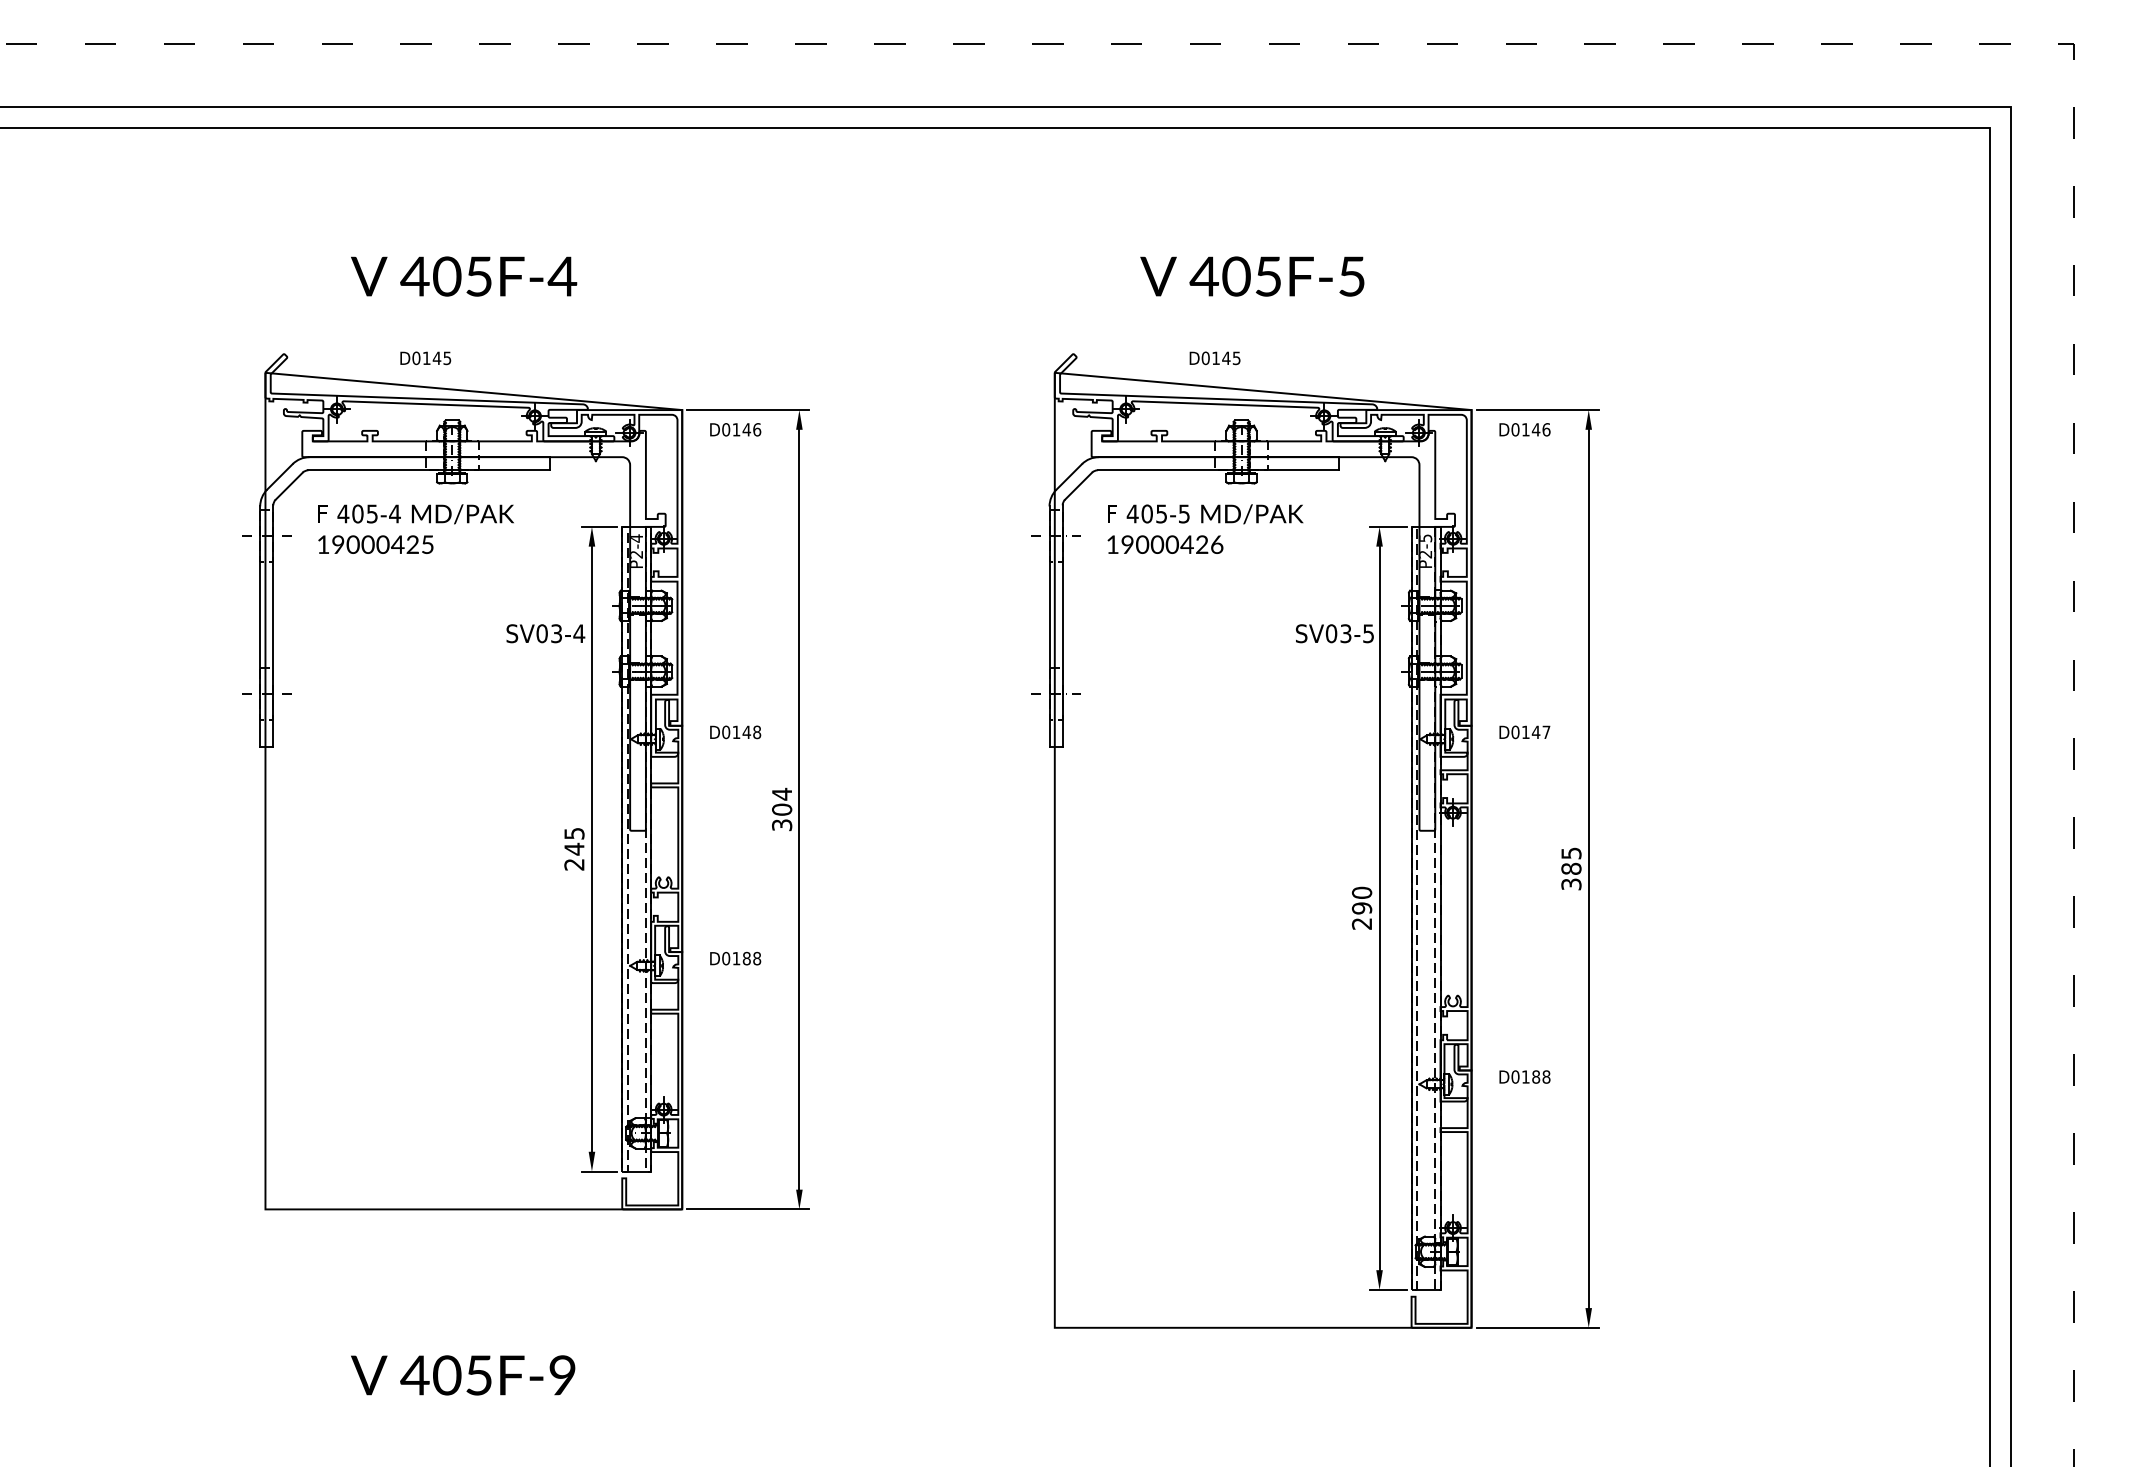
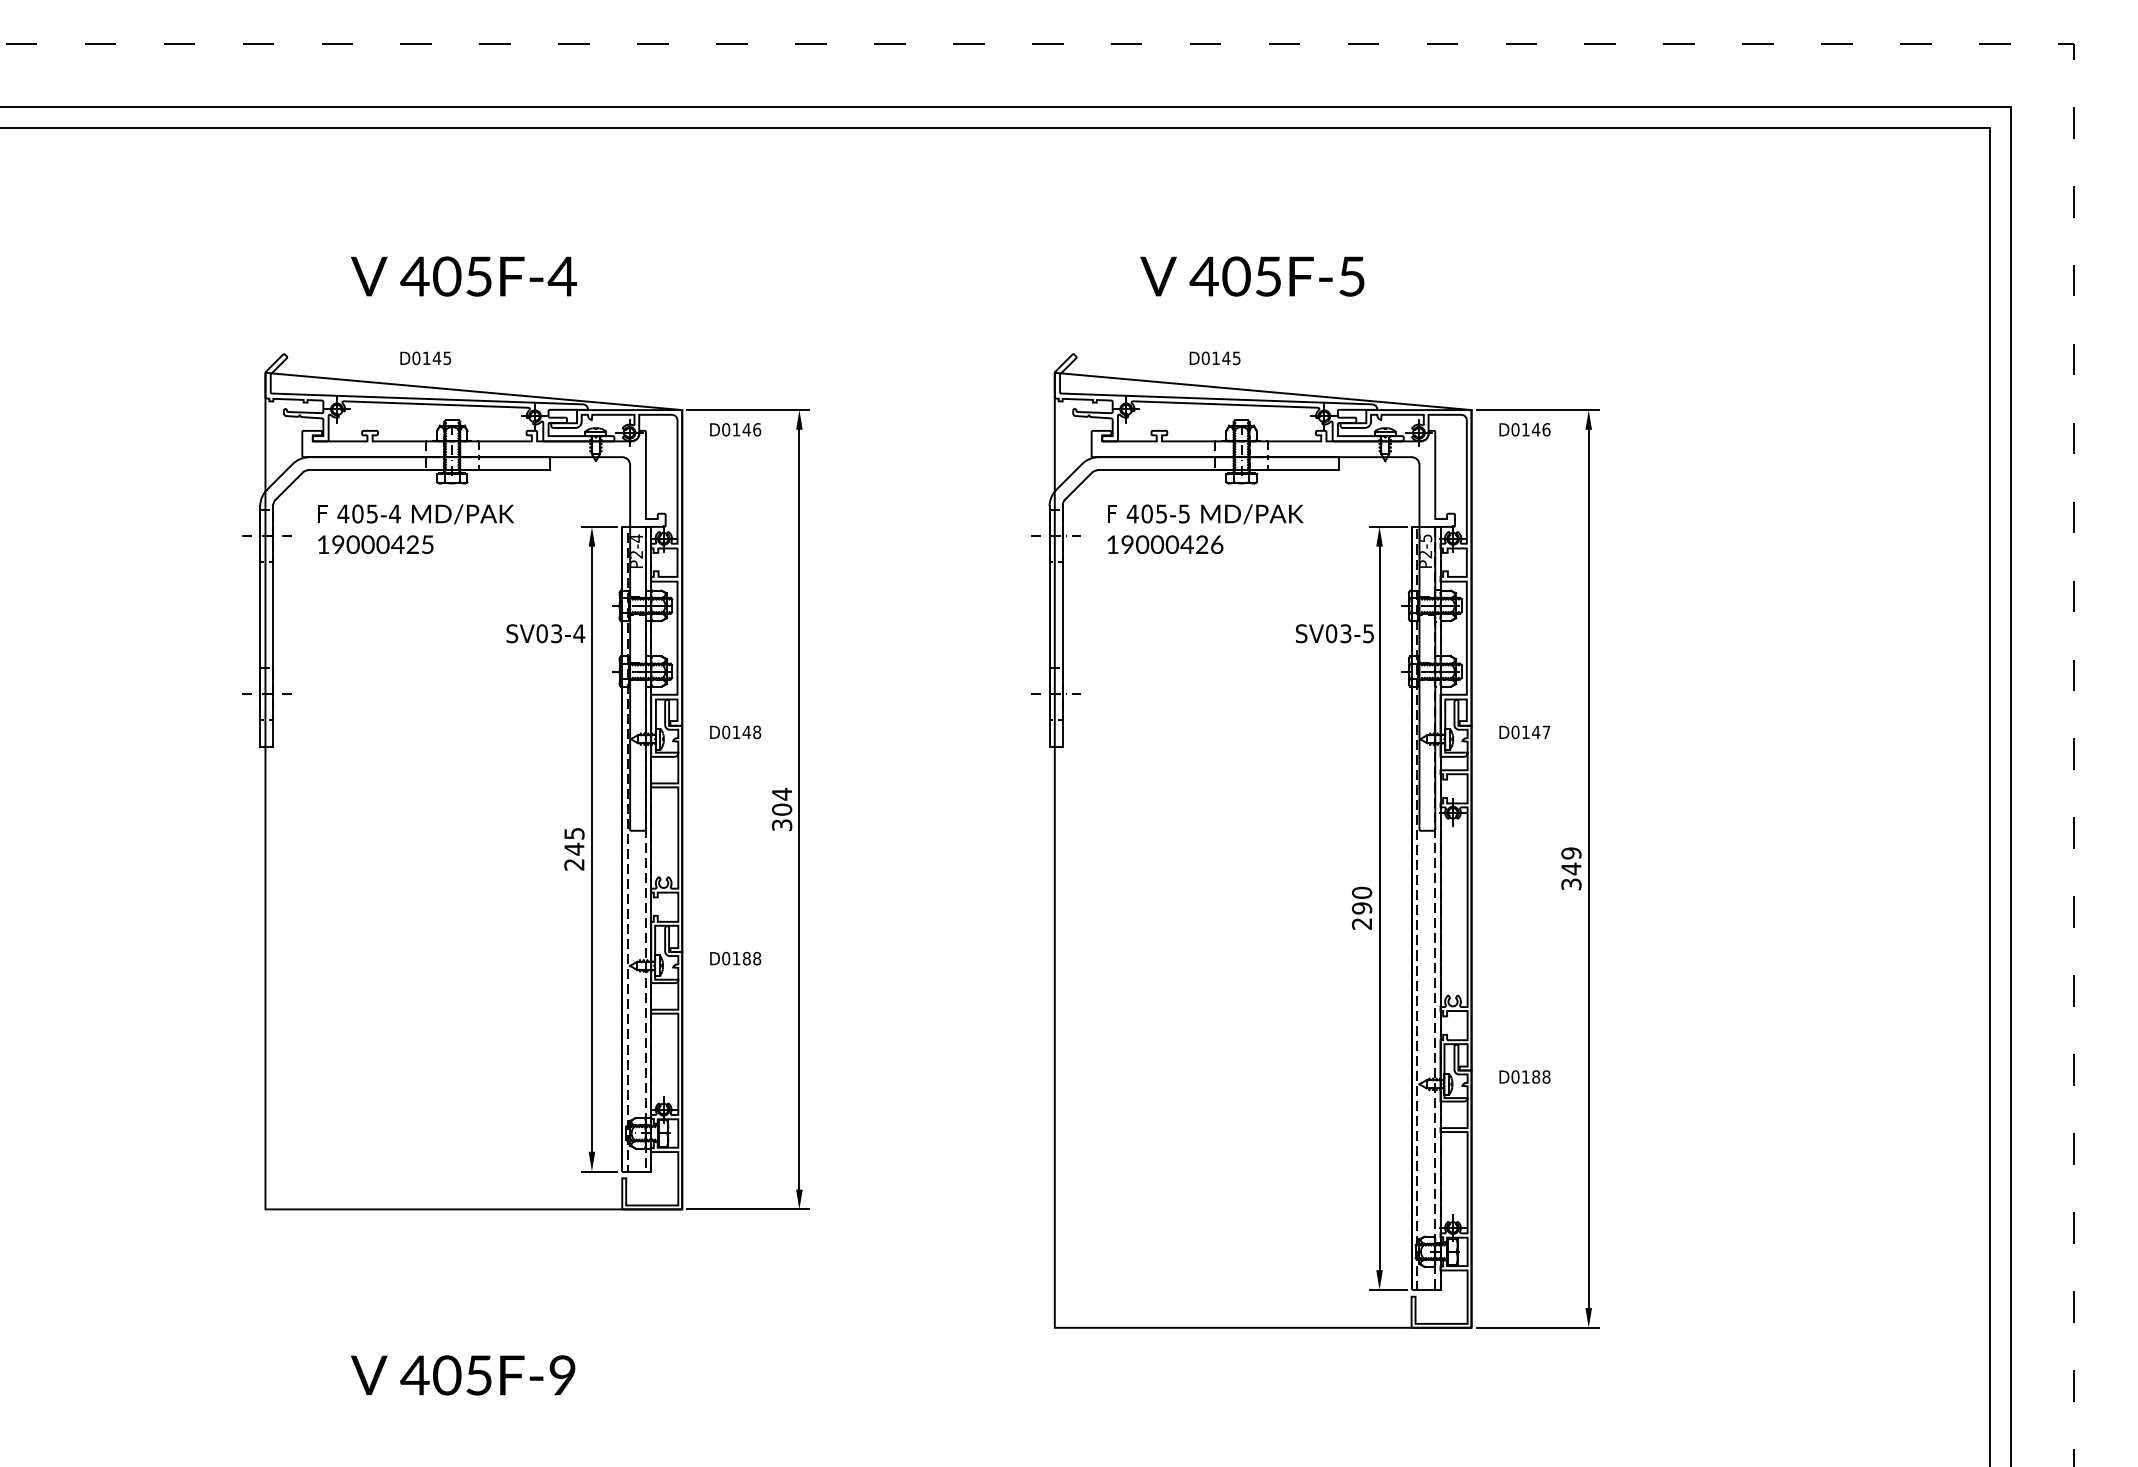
text: 385 -> 349 (1571, 861)
